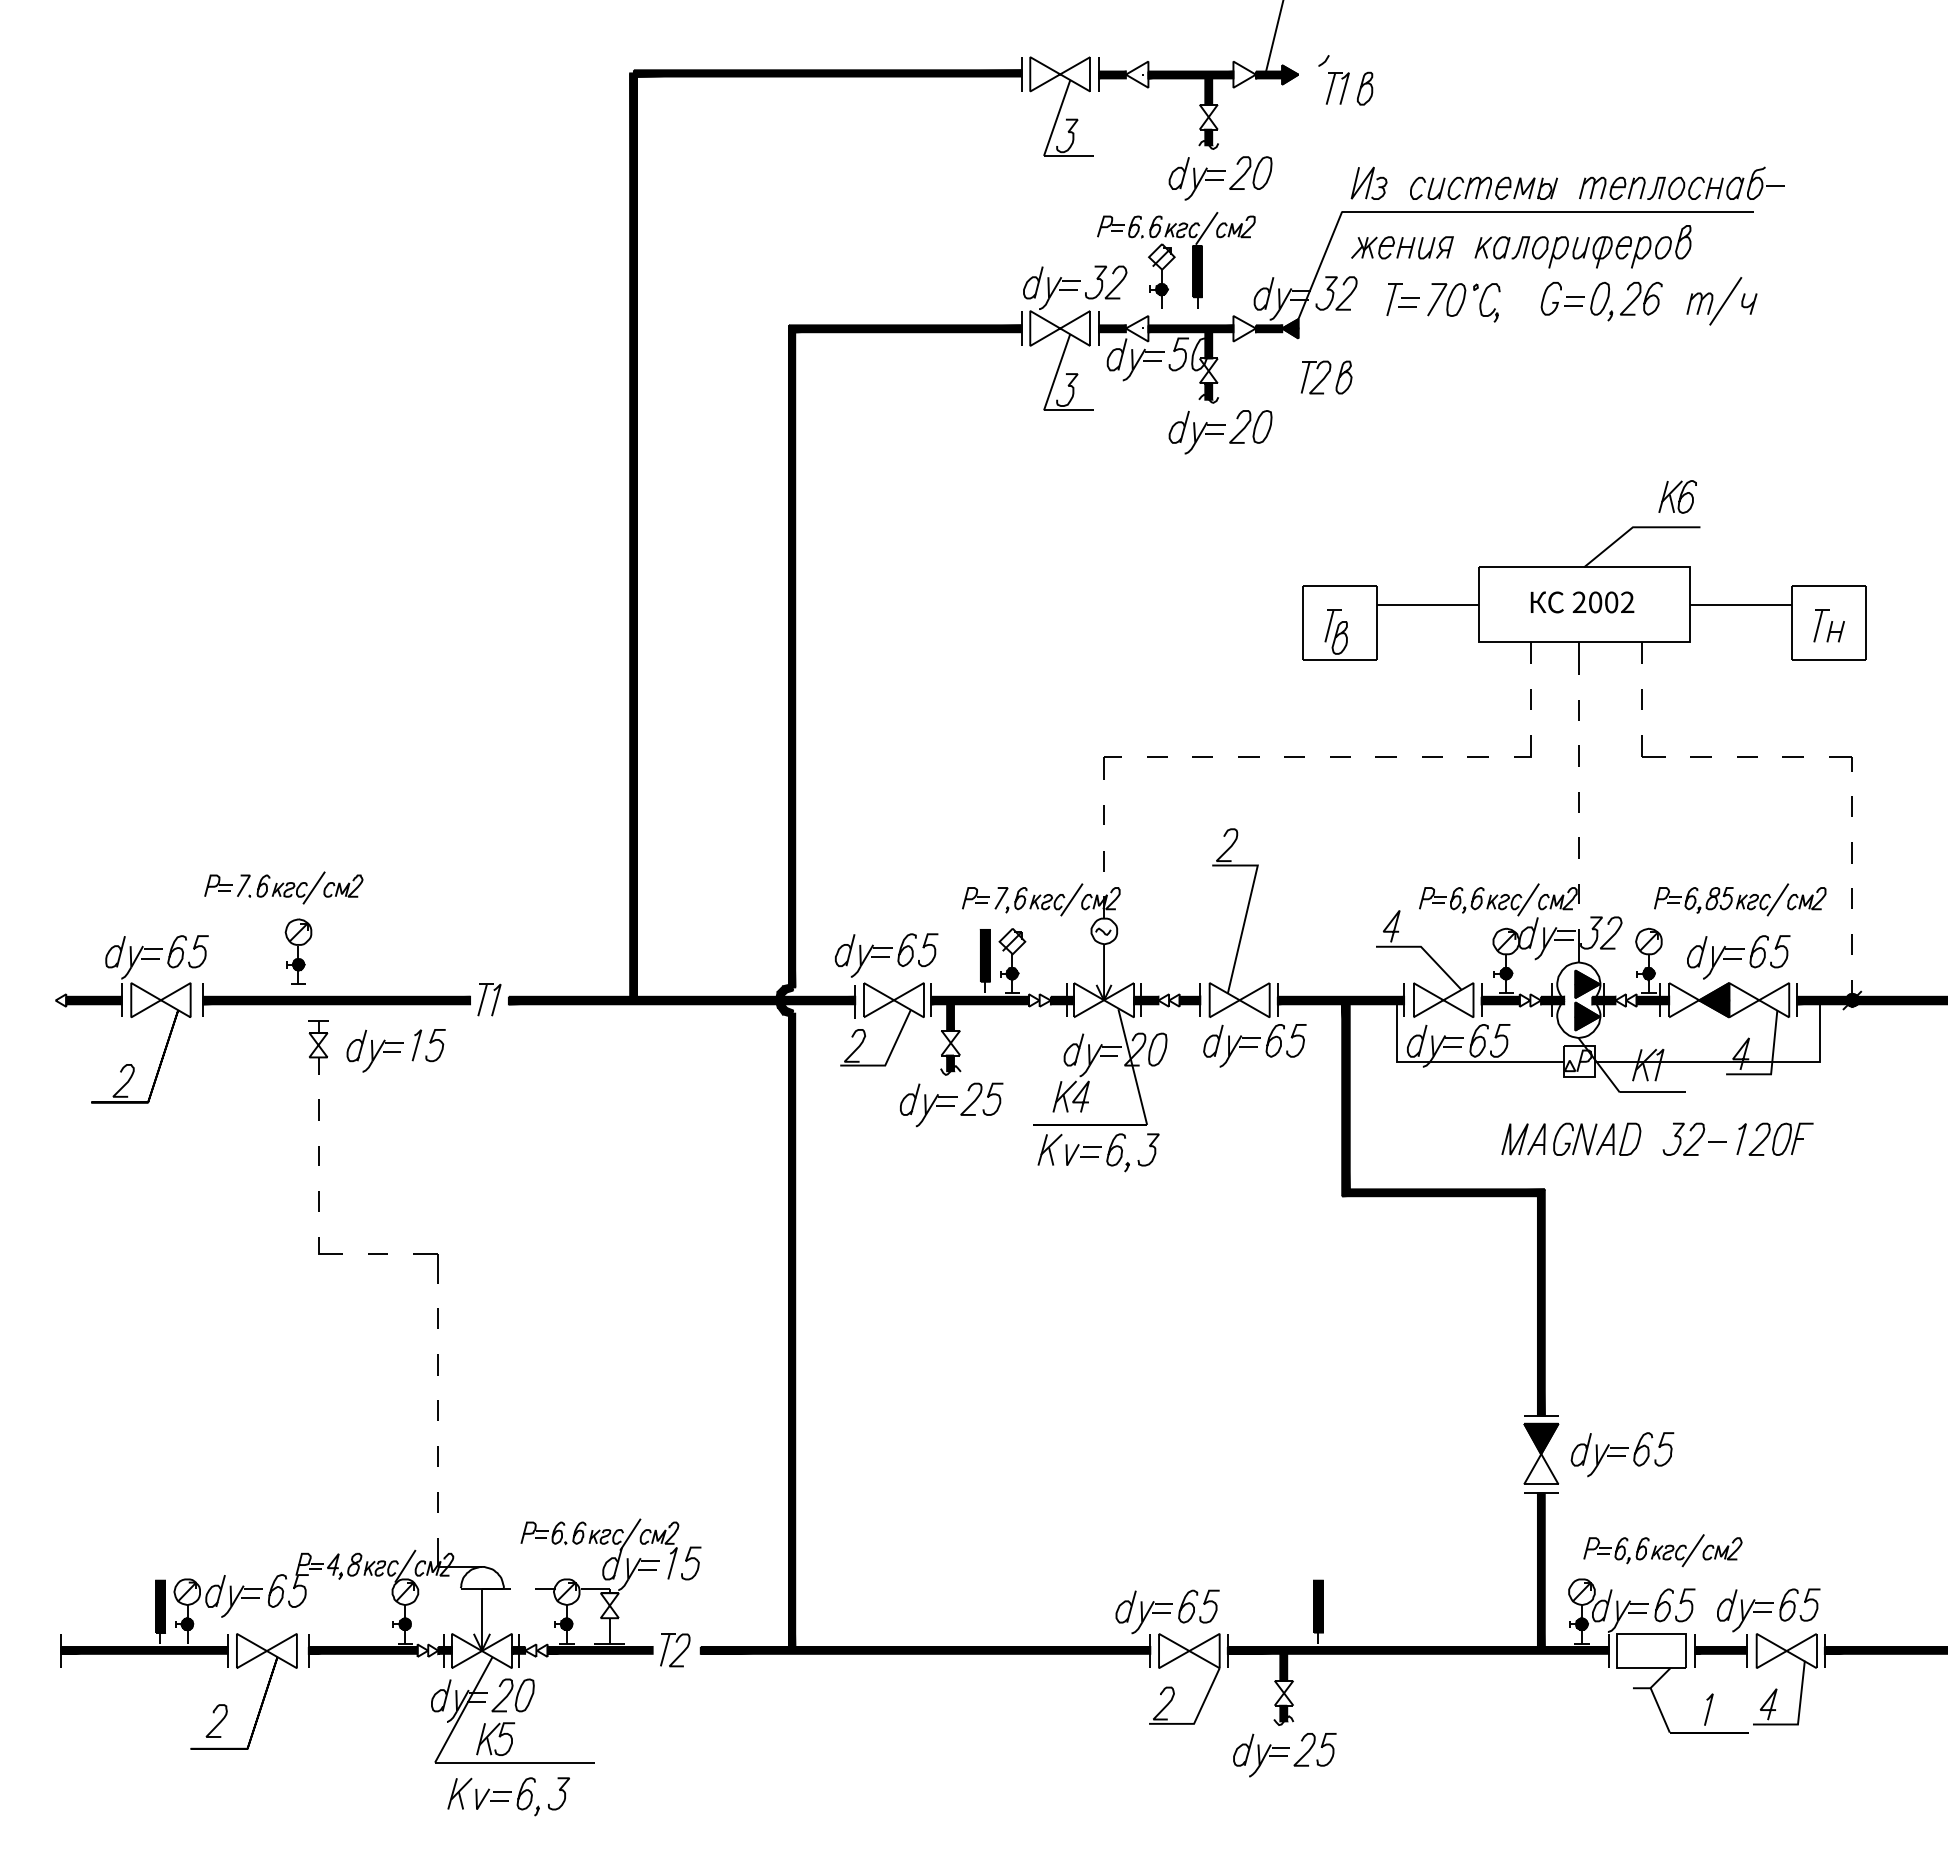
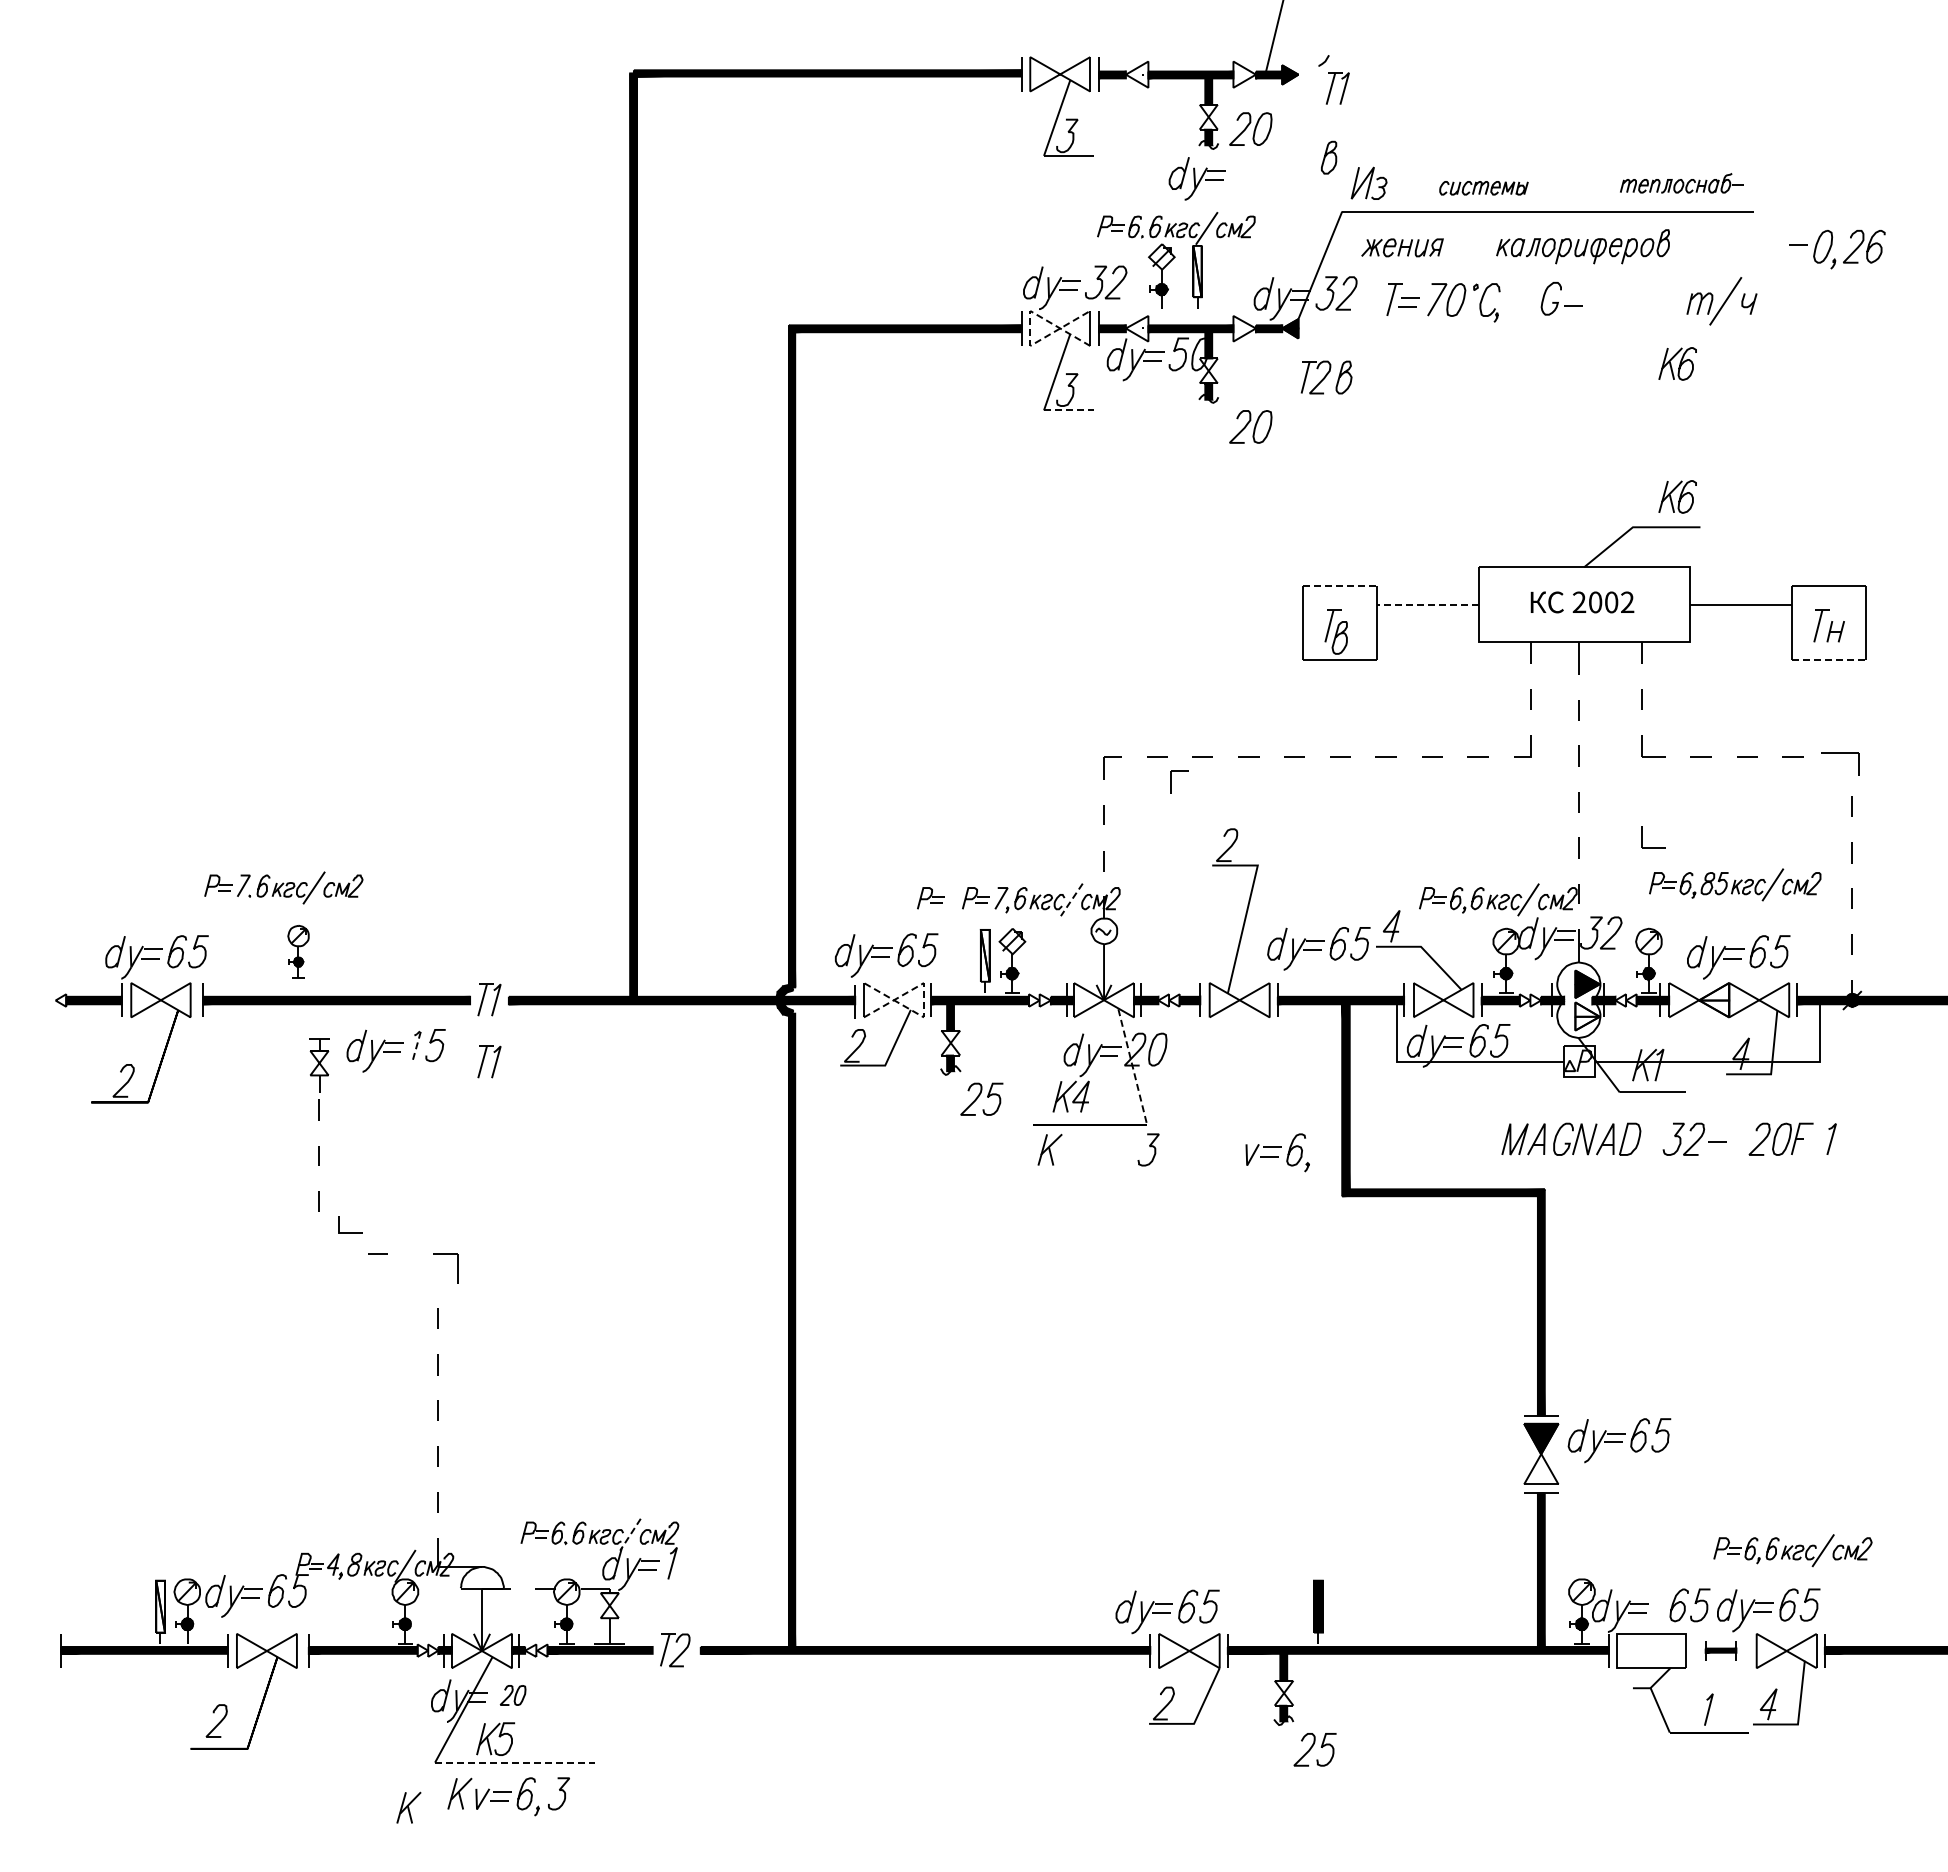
curve position: (1363, 86) -> (1327, 155) (1327, 155)
part position: (1250, 172) -> (1250, 128) (1250, 128)
part size: 206x34 px -> 124x21 px (1681, 183)
part size: 148x24 px -> 90x15 px (1483, 188)
part size: 218x44 px -> 174x36 px (1582, 246)
part size: 103x24 px -> 83x20 px (1402, 247)
fill: present -> none (1197, 271)
part position: (1608, 300) -> (1831, 248) (1831, 248)
line: solid -> dashed (1030, 328)
part: none -> present (1677, 363)
line: solid -> dashed (1069, 410)
part: present -> none (1196, 432)
line: solid -> dashed (1340, 586)
line: solid -> dashed (1427, 604)
line: solid -> dashed (1829, 660)
part size: 24x16 px -> 39x24 px (1840, 763)
part: none -> present (1171, 781)
part: none -> present (1653, 847)
part: none -> present (930, 898)
line: solid -> dashed (1071, 899)
part position: (1740, 899) -> (1735, 884) (1735, 884)
part size: 29x67 px -> 23x54 px (298, 951)
fill: present -> none (984, 955)
line: solid -> dashed (923, 1000)
fill: present -> none (1714, 1000)
fill: present -> none (1587, 1016)
line: solid -> dashed (418, 1040)
part position: (1254, 1045) -> (1318, 948) (1318, 948)
part position: (318, 1047) -> (319, 1065) (319, 1065)
part: none -> present (489, 1061)
line: solid -> dashed (1132, 1067)
part: present -> none (928, 1105)
line position: (1741, 1138) -> (1831, 1138) (1831, 1138)
part position: (1097, 1152) -> (1277, 1152) (1277, 1152)
line position: (330, 1253) -> (350, 1232) (350, 1232)
part position: (437, 1268) -> (457, 1268) (457, 1268)
part position: (1622, 1454) -> (1619, 1440) (1619, 1440)
line: solid -> dashed (630, 1534)
part position: (1662, 1550) -> (1792, 1550) (1792, 1550)
curve: present -> none (689, 1560)
part position: (1674, 1605) -> (1689, 1605) (1689, 1605)
fill: present -> none (160, 1606)
part size: 54x34 px -> 34x20 px (1720, 1650)
part size: 44x35 px -> 28x21 px (512, 1695)
part: present -> none (1261, 1755)
line: solid -> dashed (514, 1762)
part: none -> present (408, 1807)
